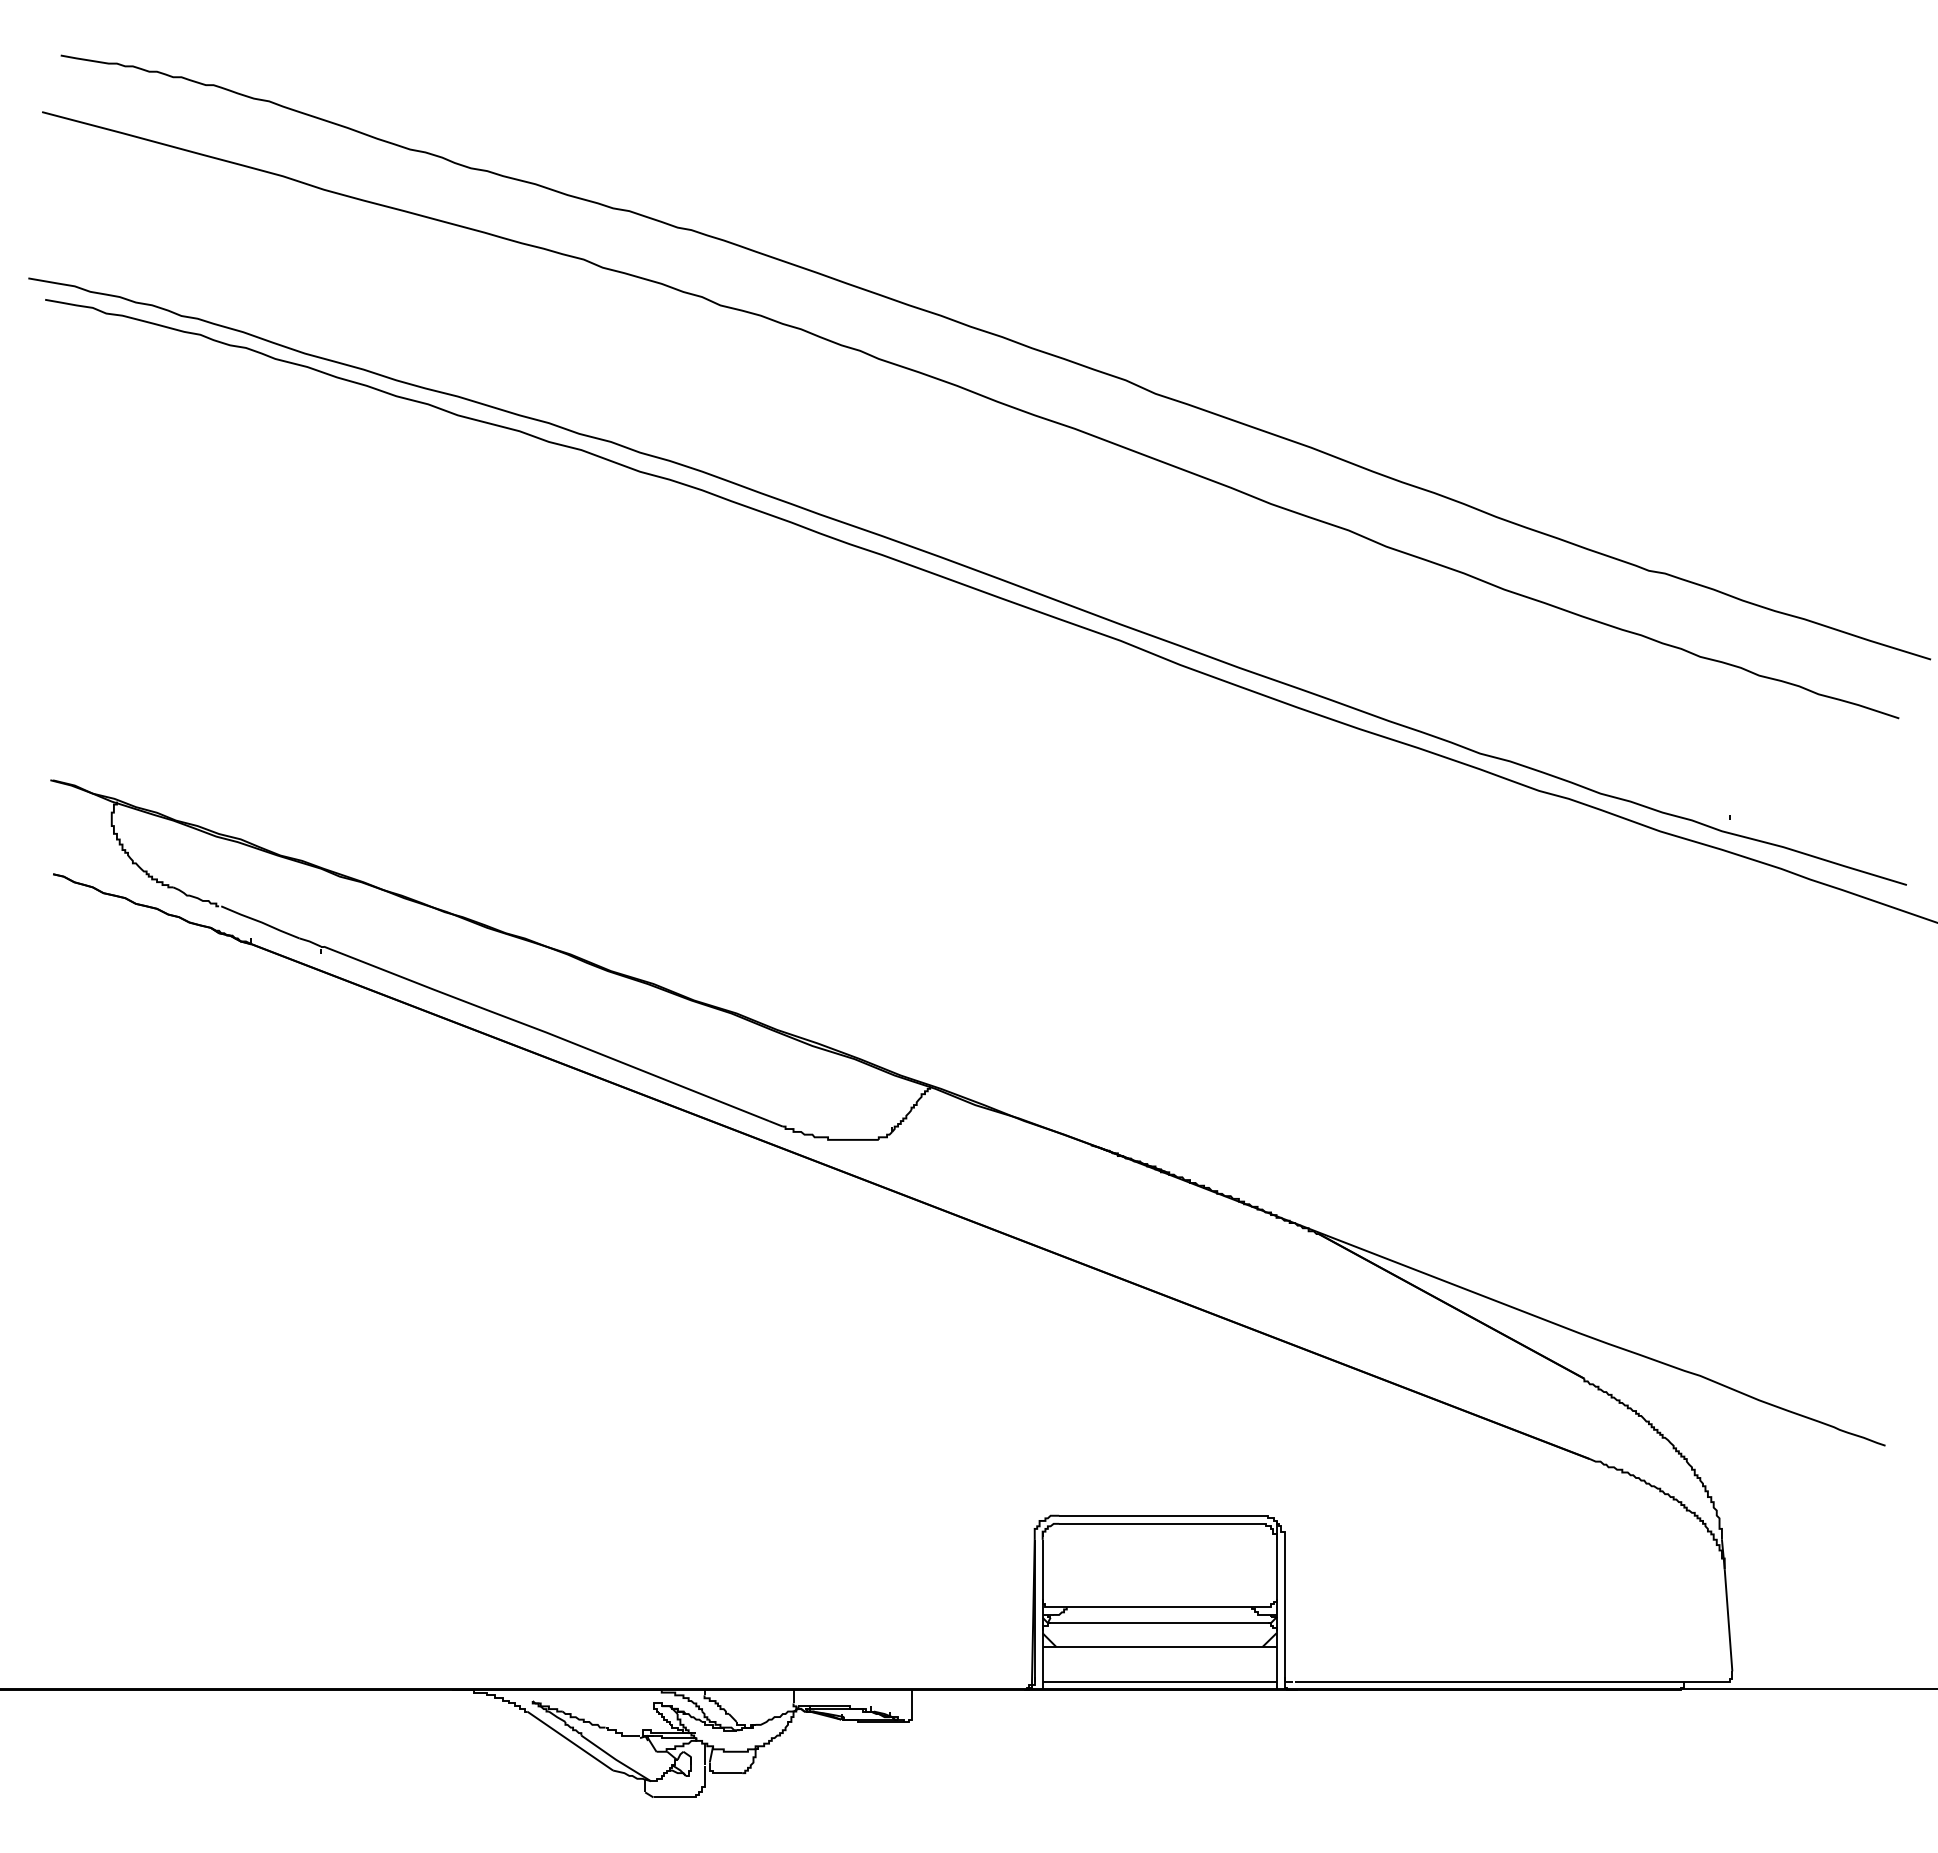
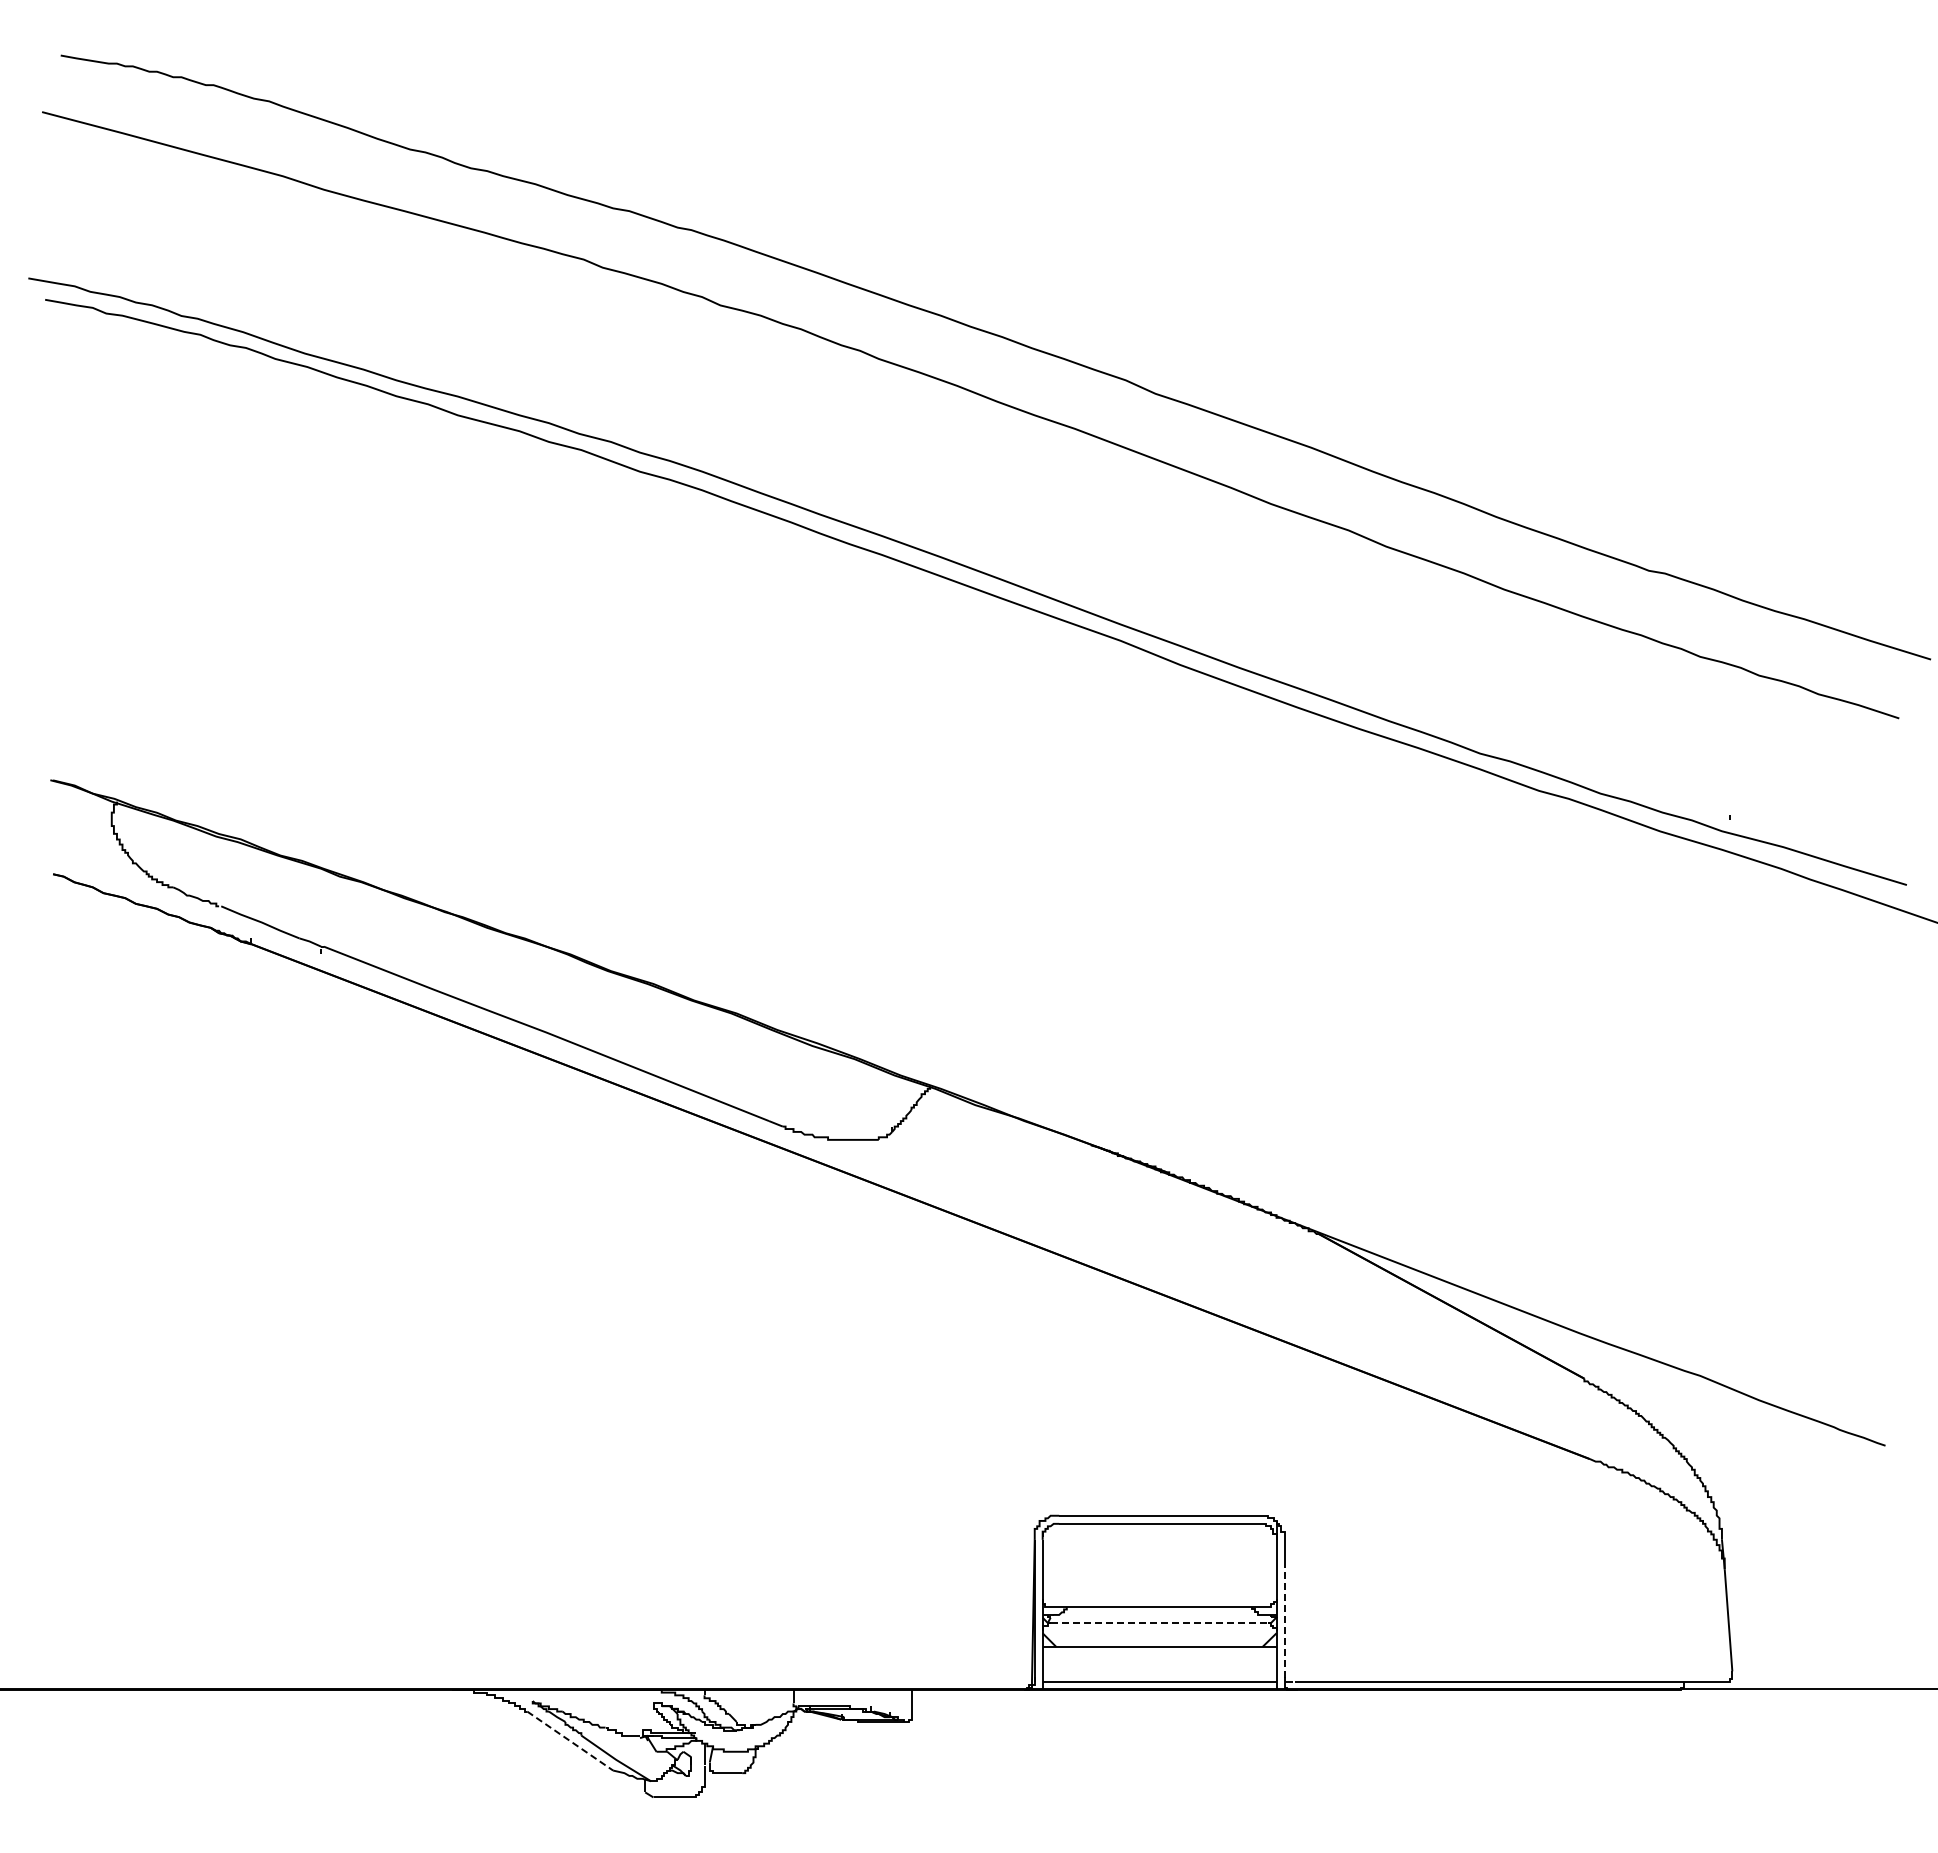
line: solid -> dashed (1284, 1622)
line: solid -> dashed (1159, 1623)
line: solid -> dashed (570, 1741)
